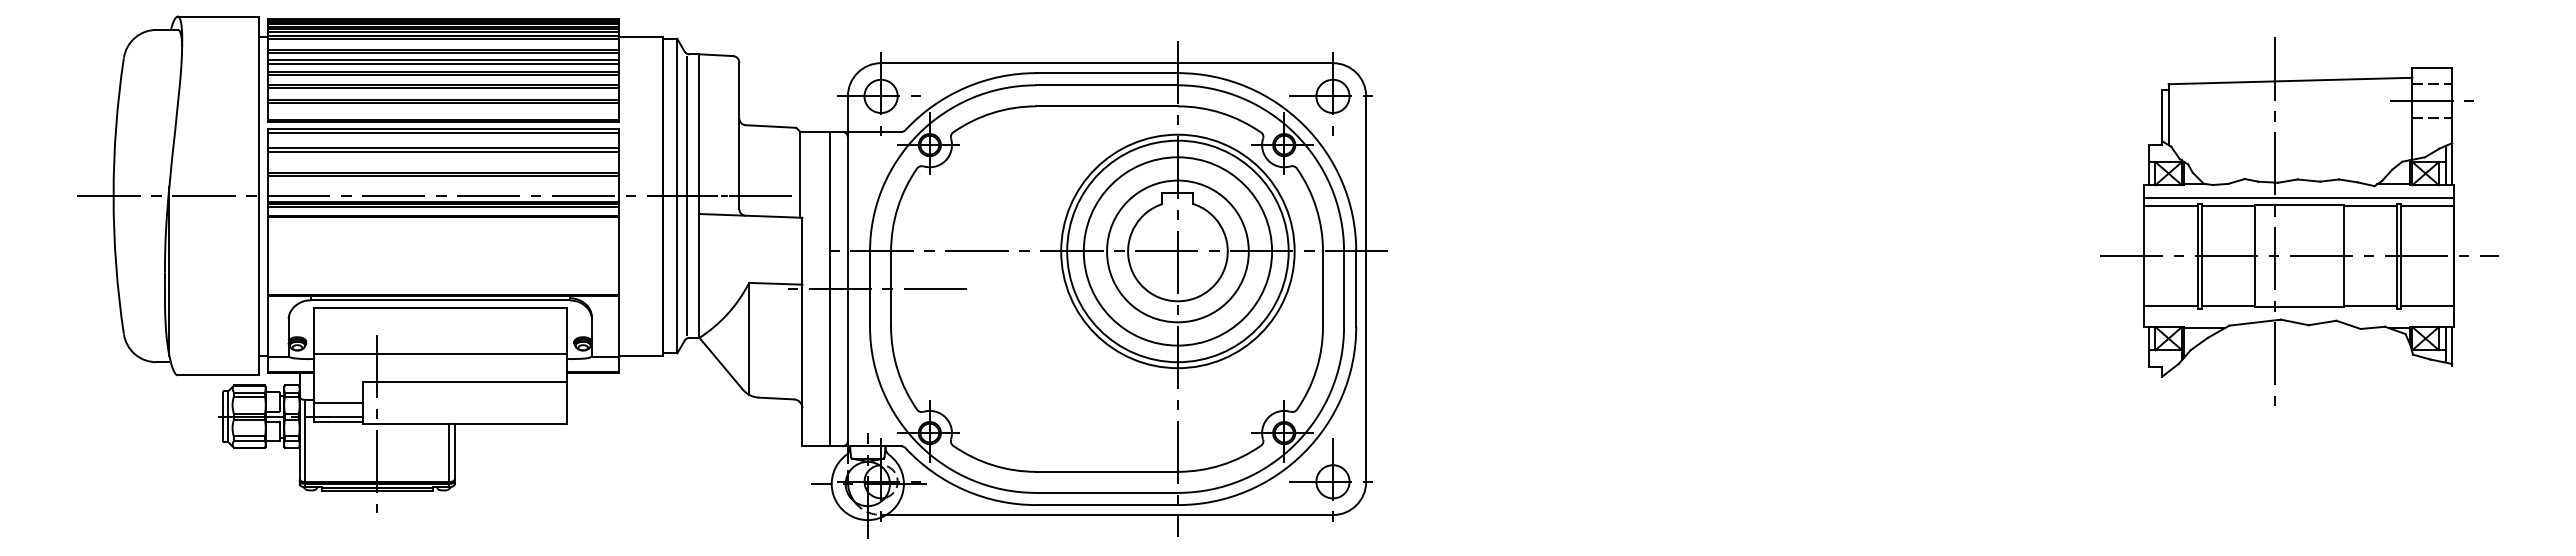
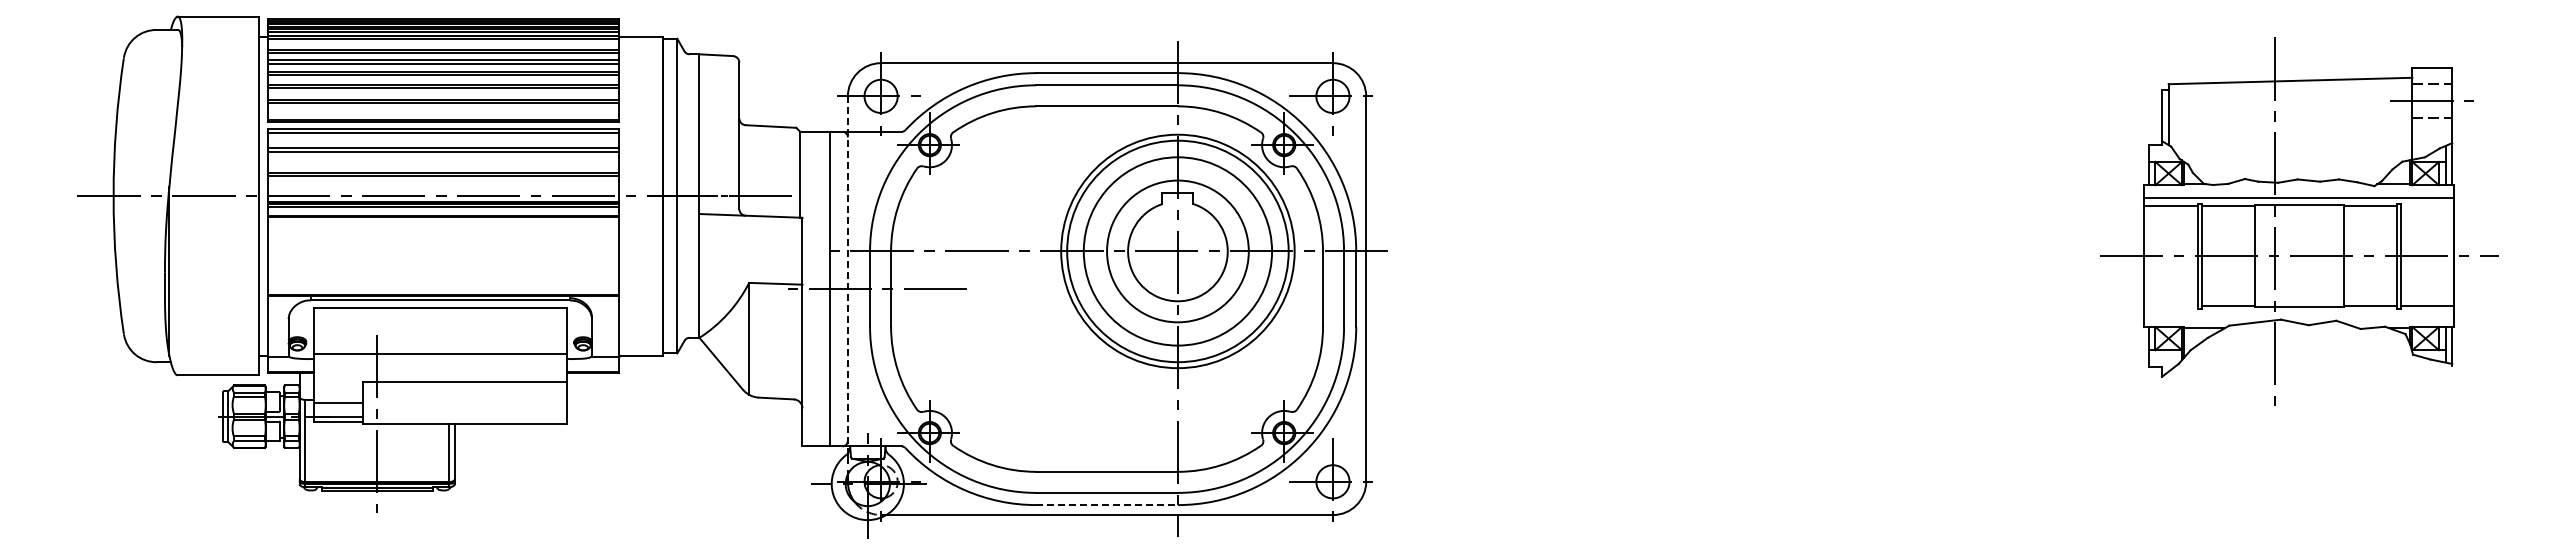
line: present -> none (686, 195)
line: present -> none (2427, 206)
line: solid -> dashed (847, 275)
line: present -> none (2170, 305)
line: solid -> dashed (1107, 505)
